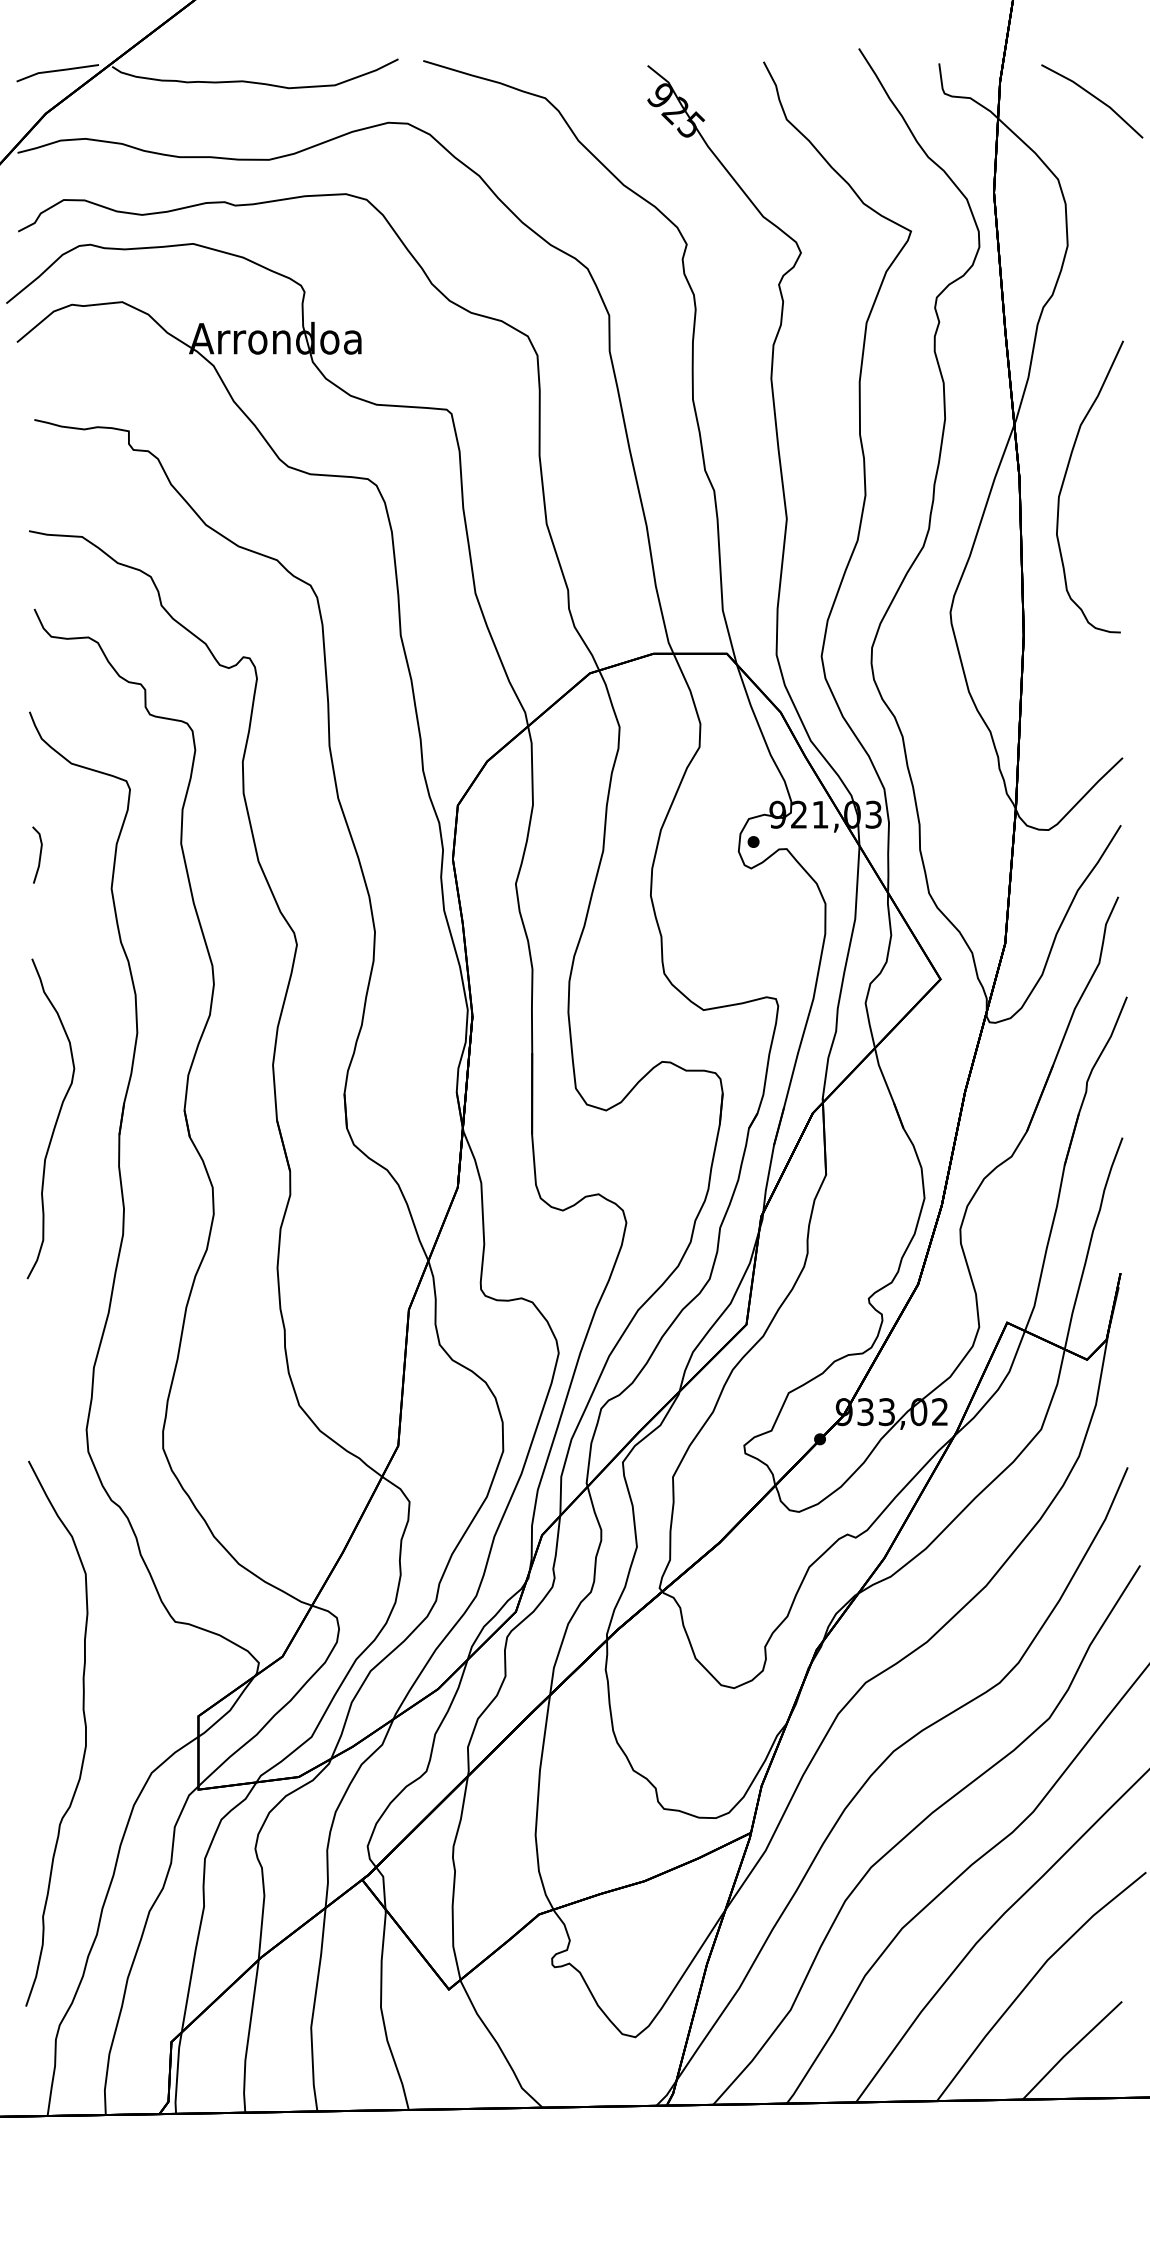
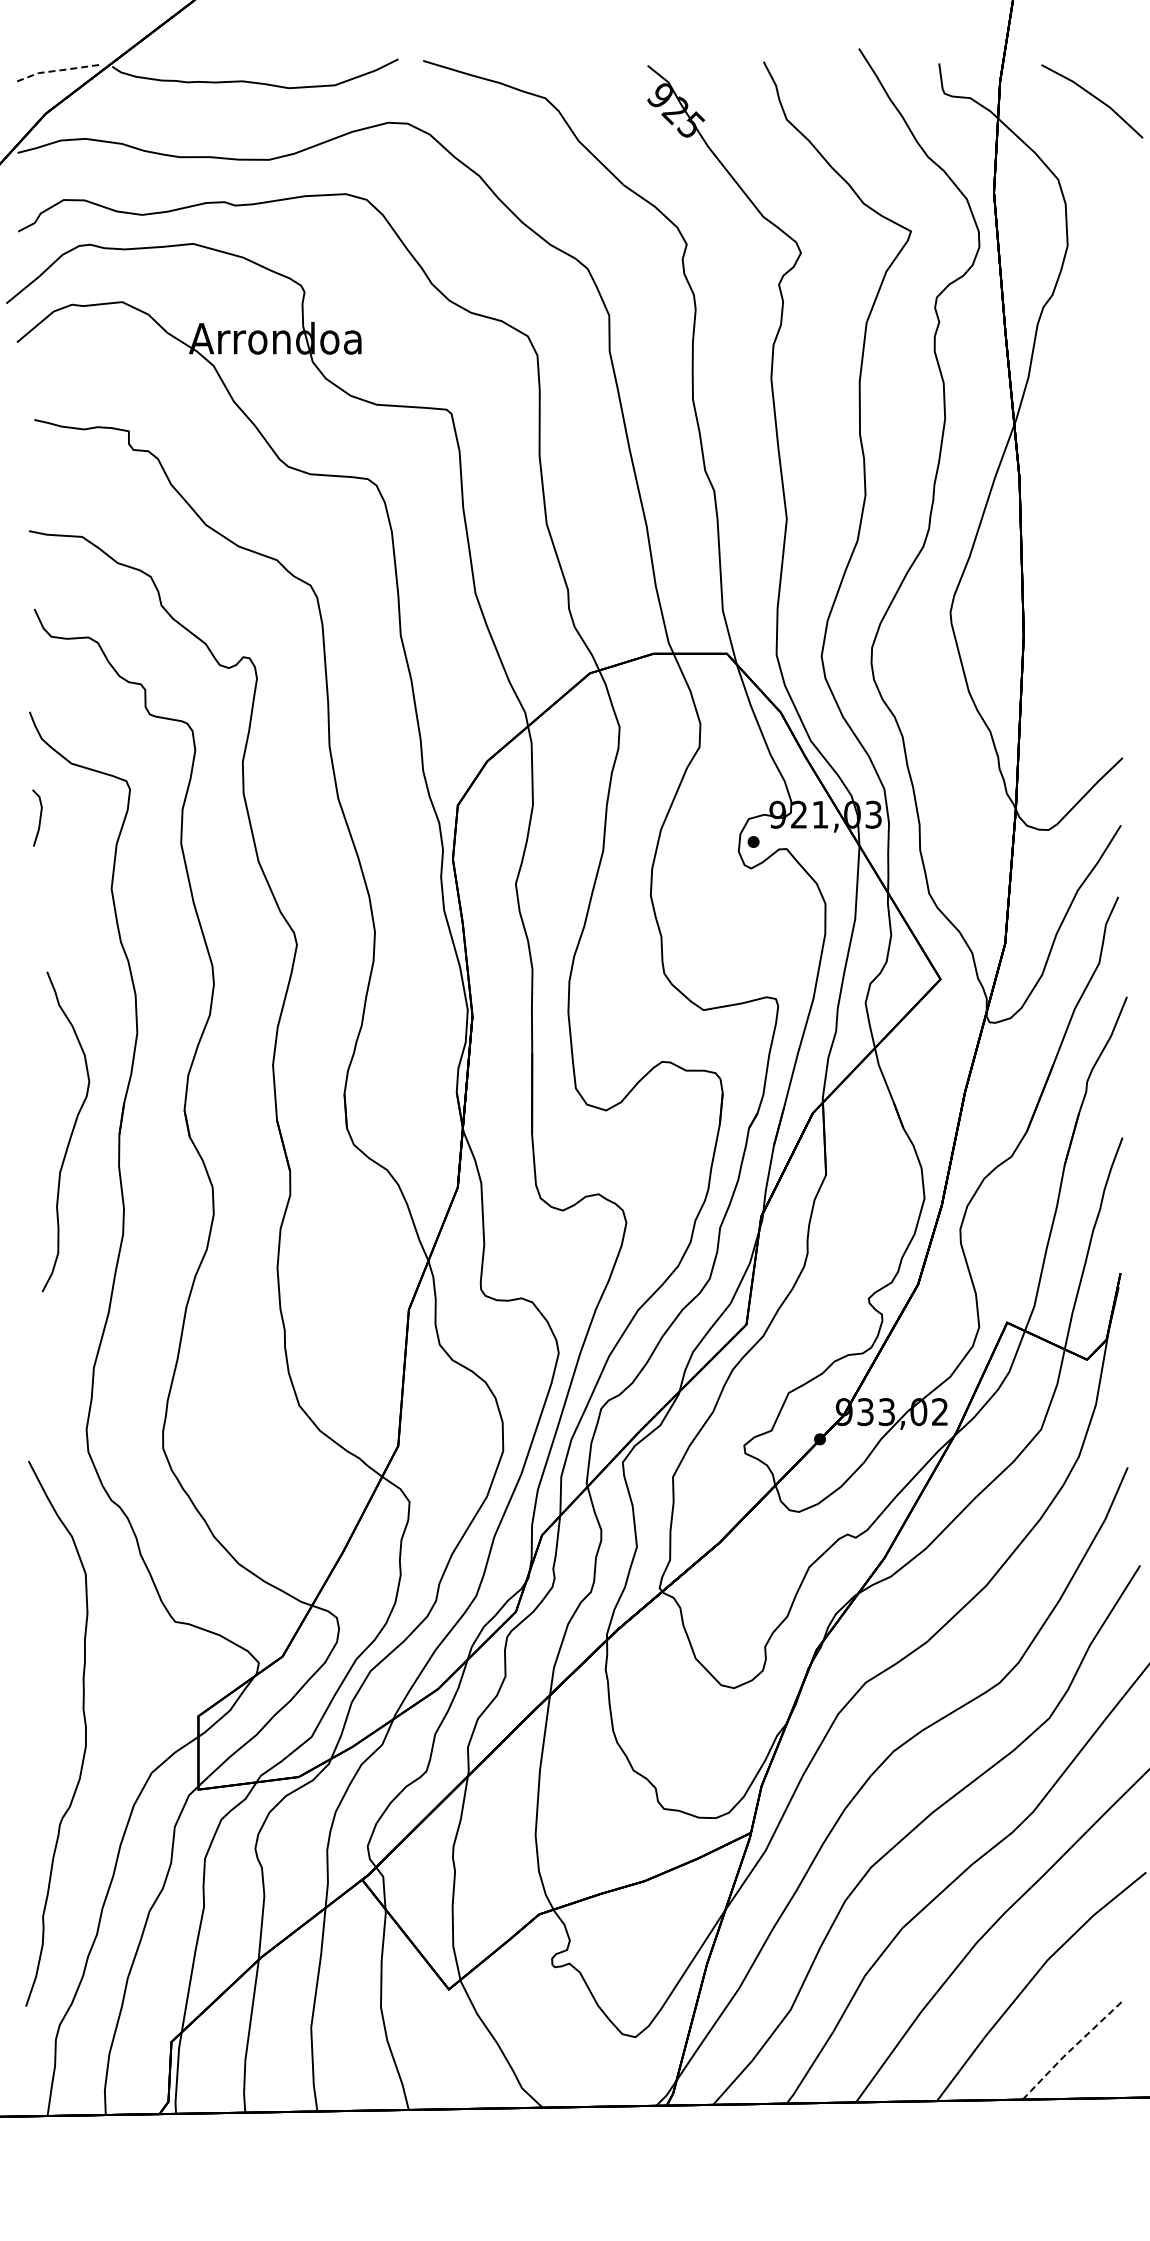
line: solid -> dashed (57, 70)
curve: present -> none (1065, 478)
line position: (39, 854) -> (39, 817) (39, 817)
curve position: (55, 1121) -> (70, 1134) (70, 1134)
line: solid -> dashed (1070, 2050)
